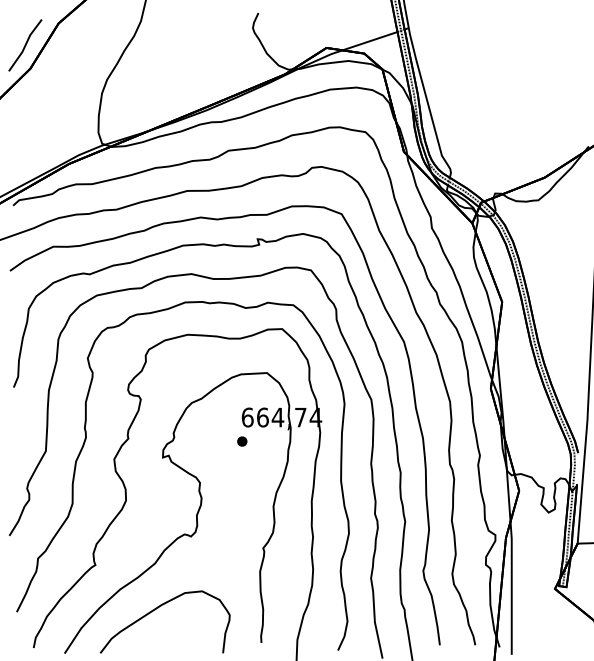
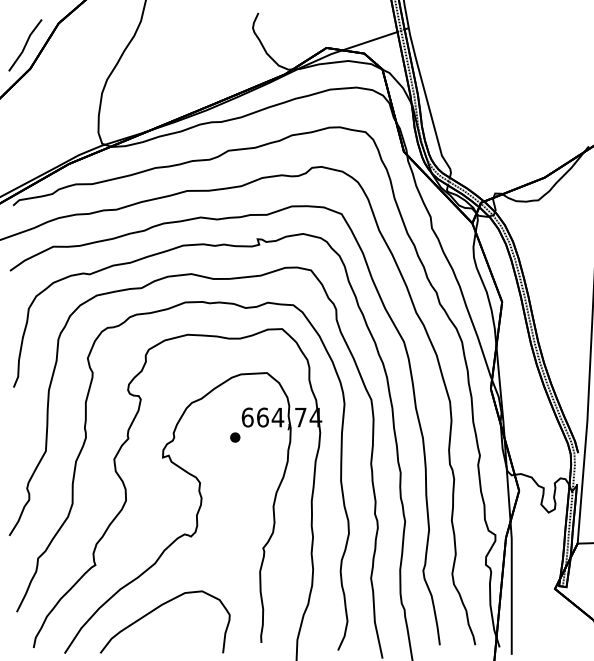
part position: (242, 441) -> (235, 437) (235, 437)
